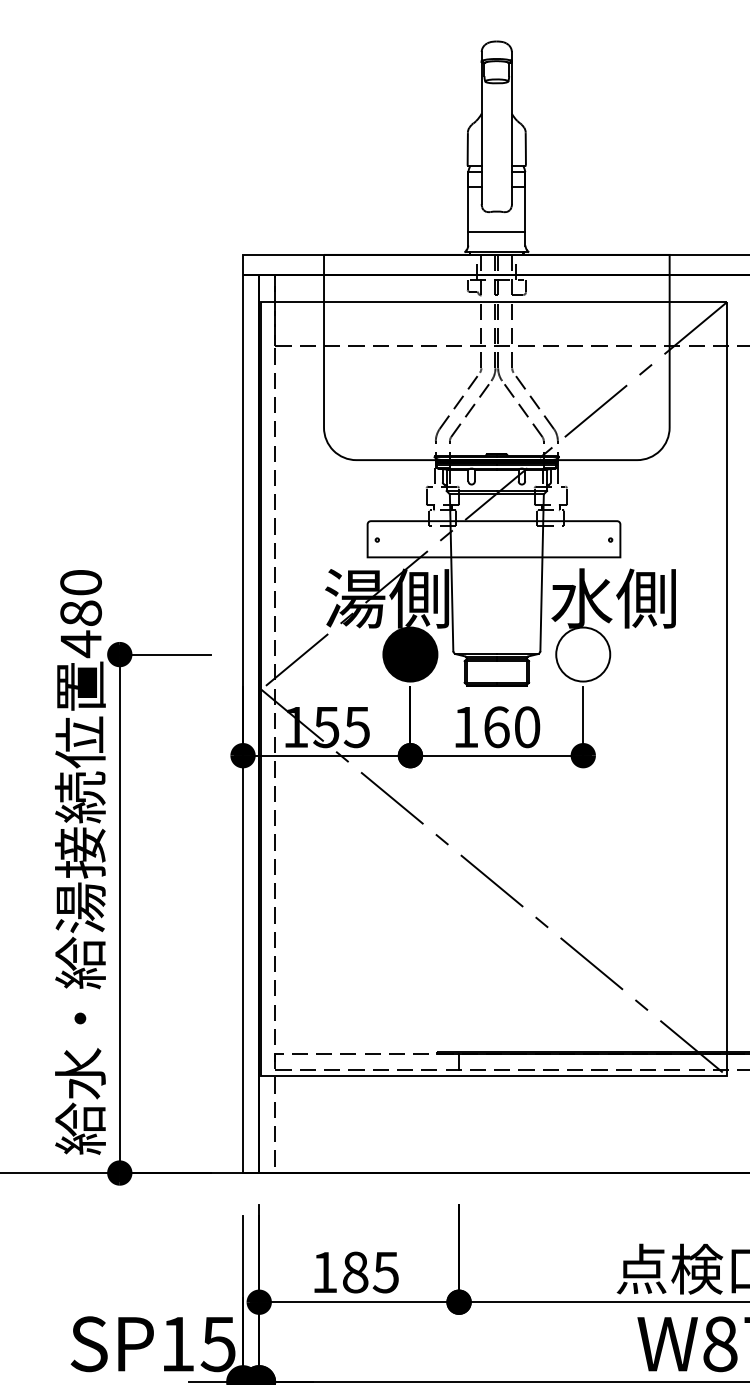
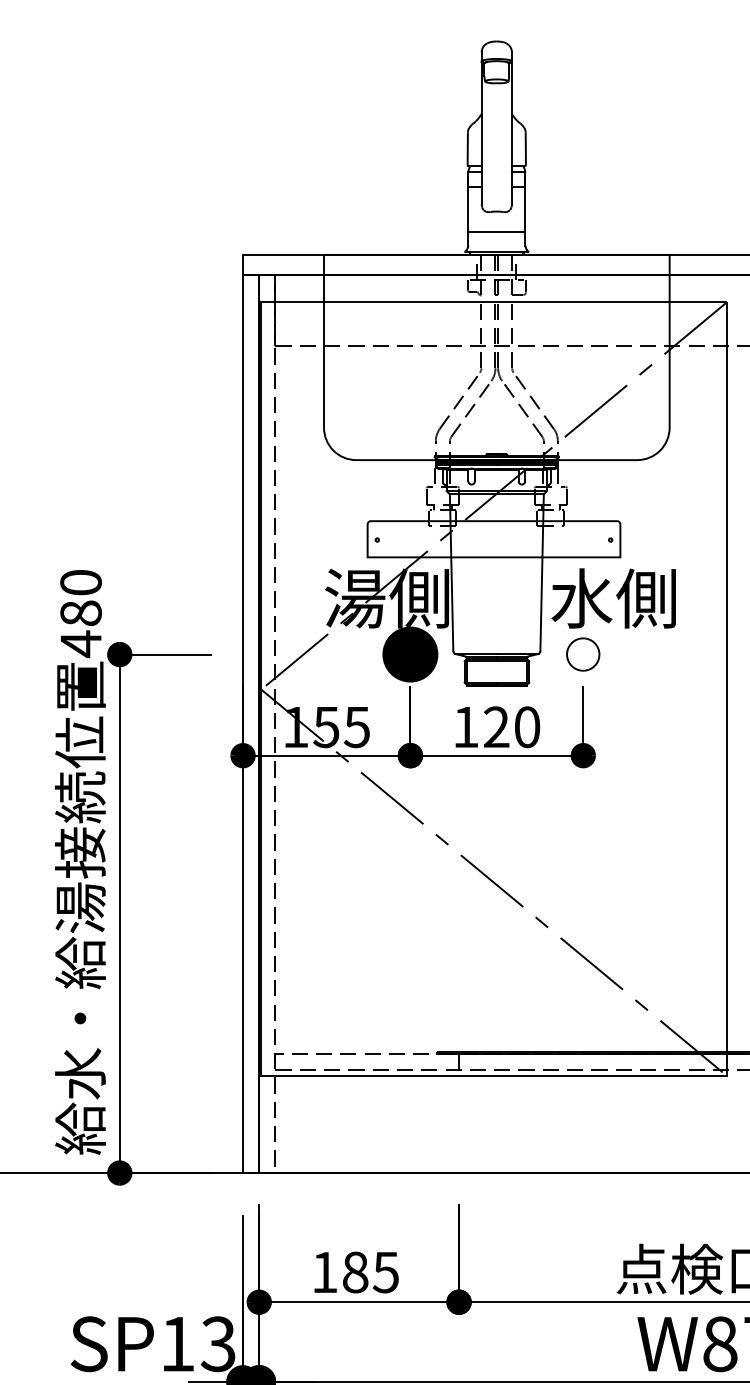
circle diameter: 54 px -> 32 px (583, 654)
text: 160 -> 120 (496, 727)
text: SP15 -> SP13 (217, 1343)
